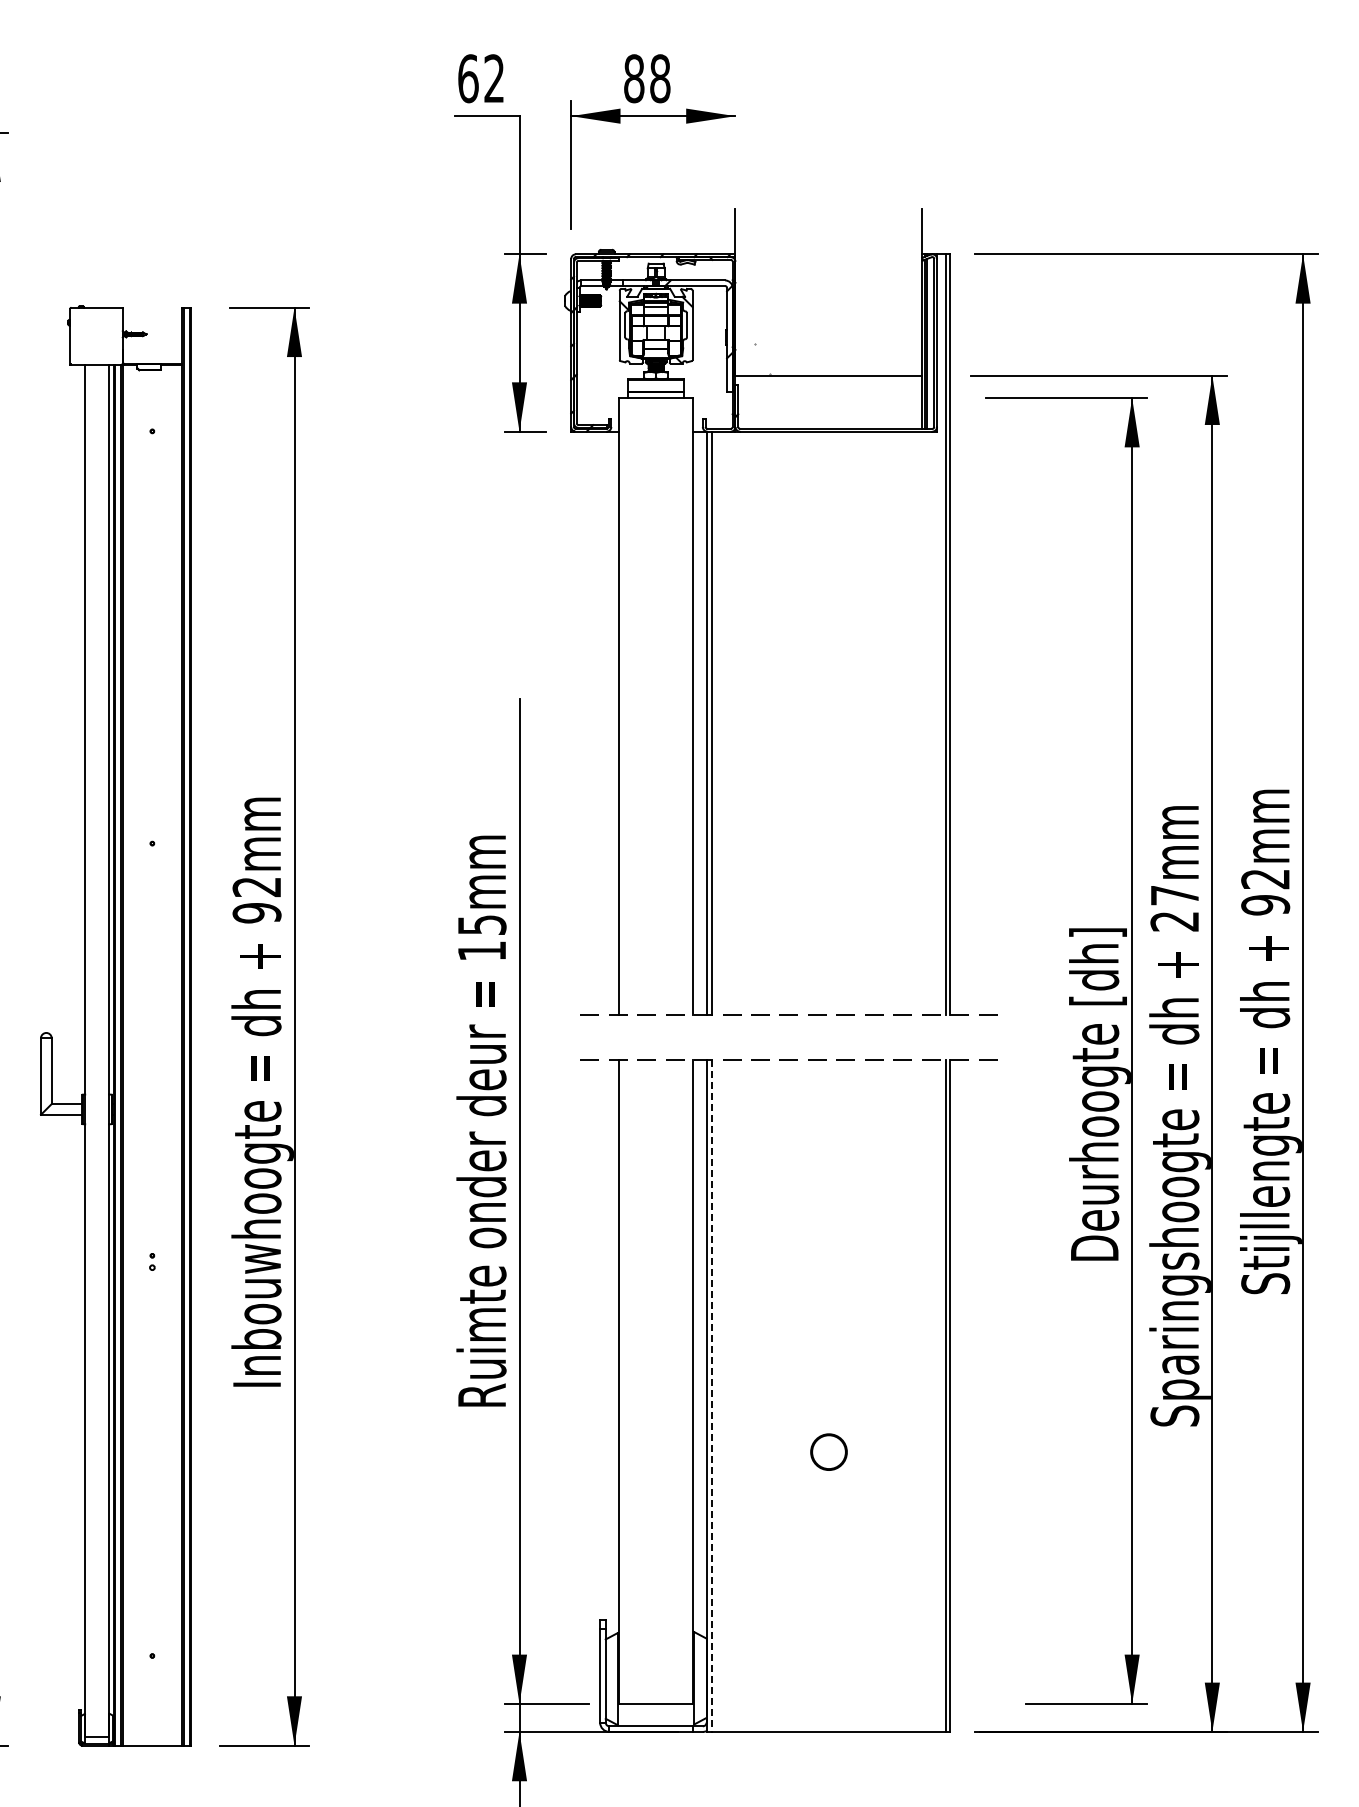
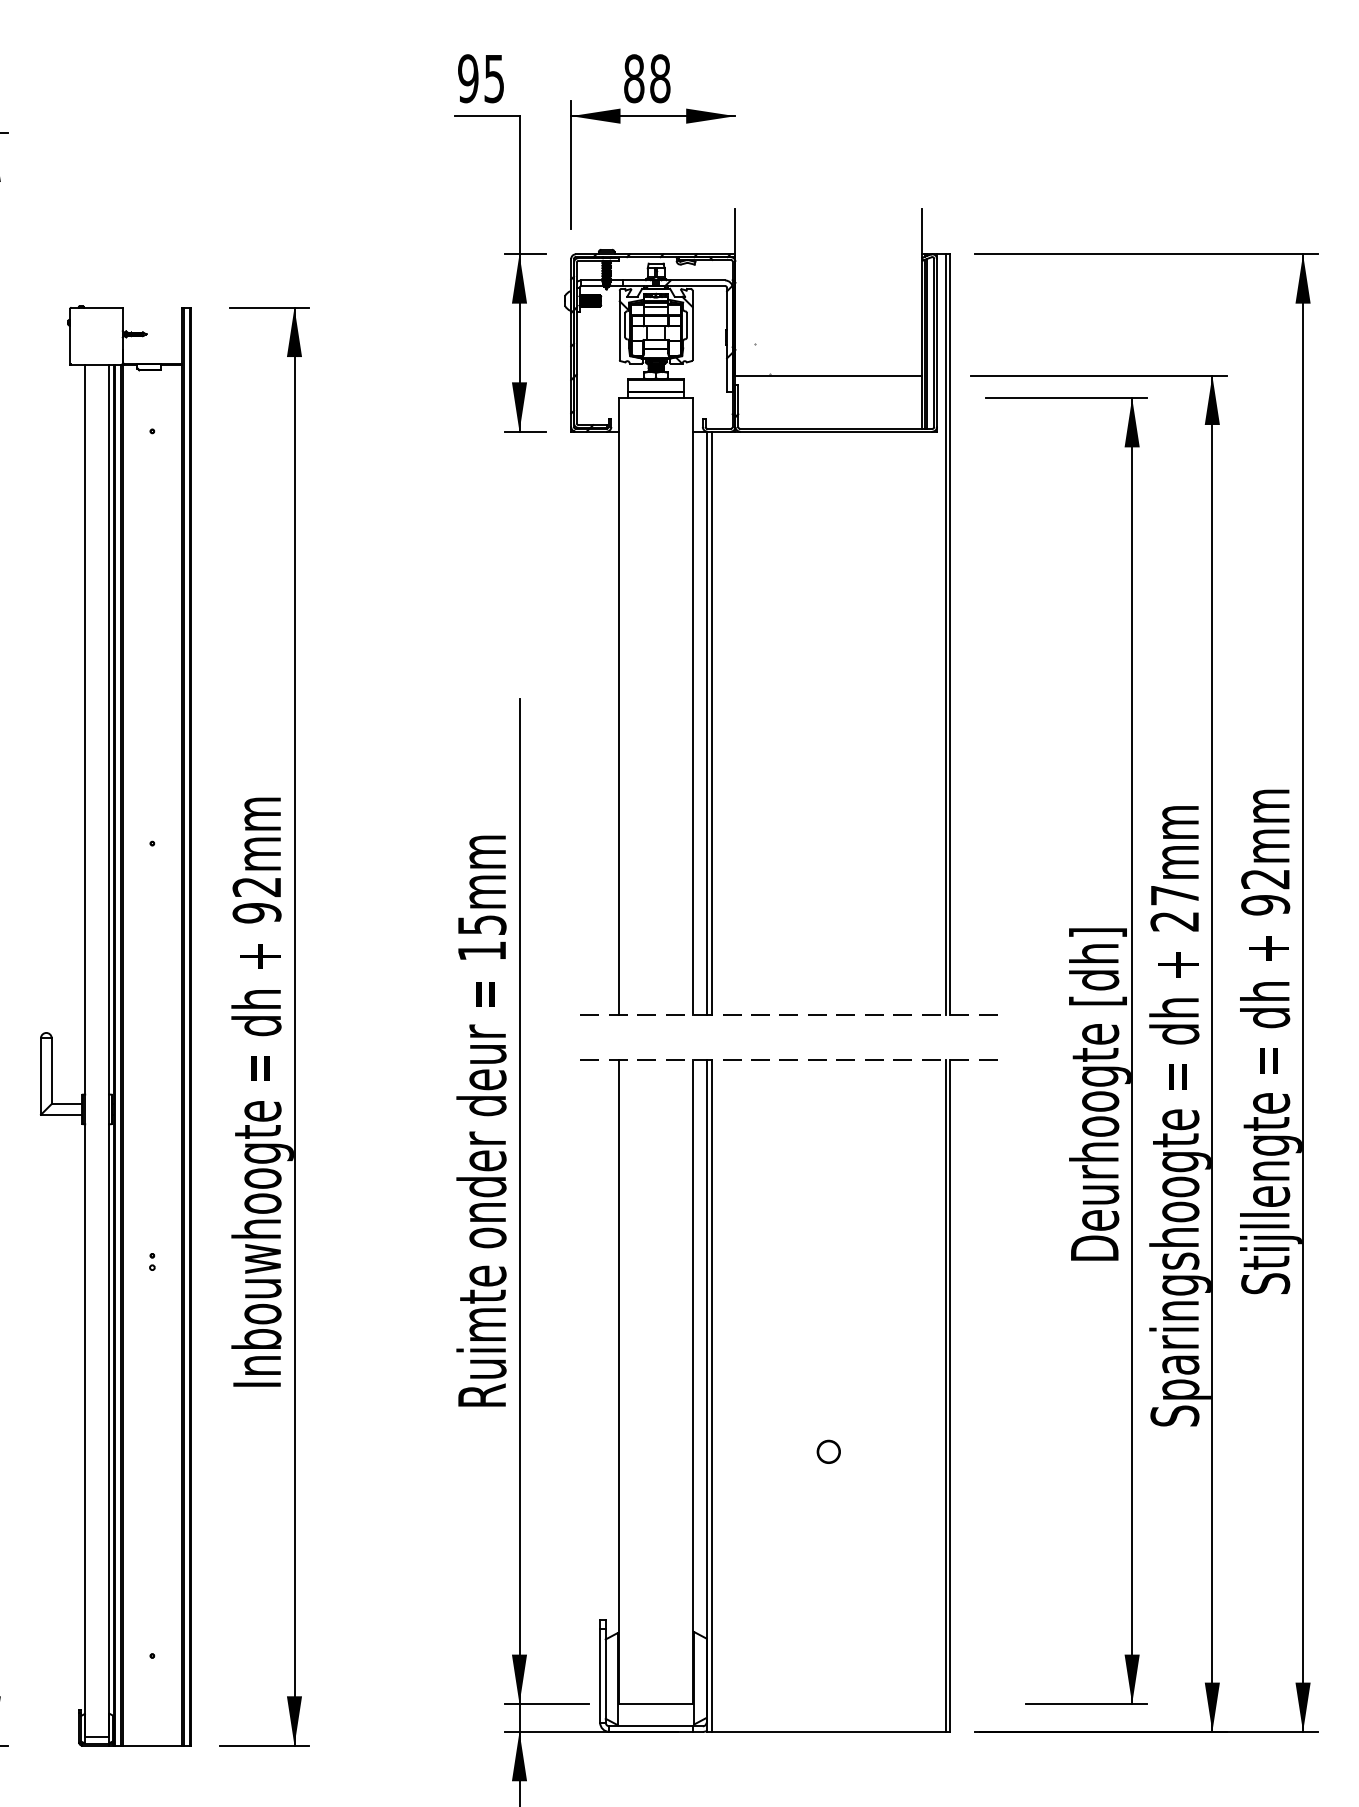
text: 62 -> 95 (480, 78)
line: dashed -> solid (712, 1396)
circle size: 38x38 px -> 25x25 px (828, 1451)
